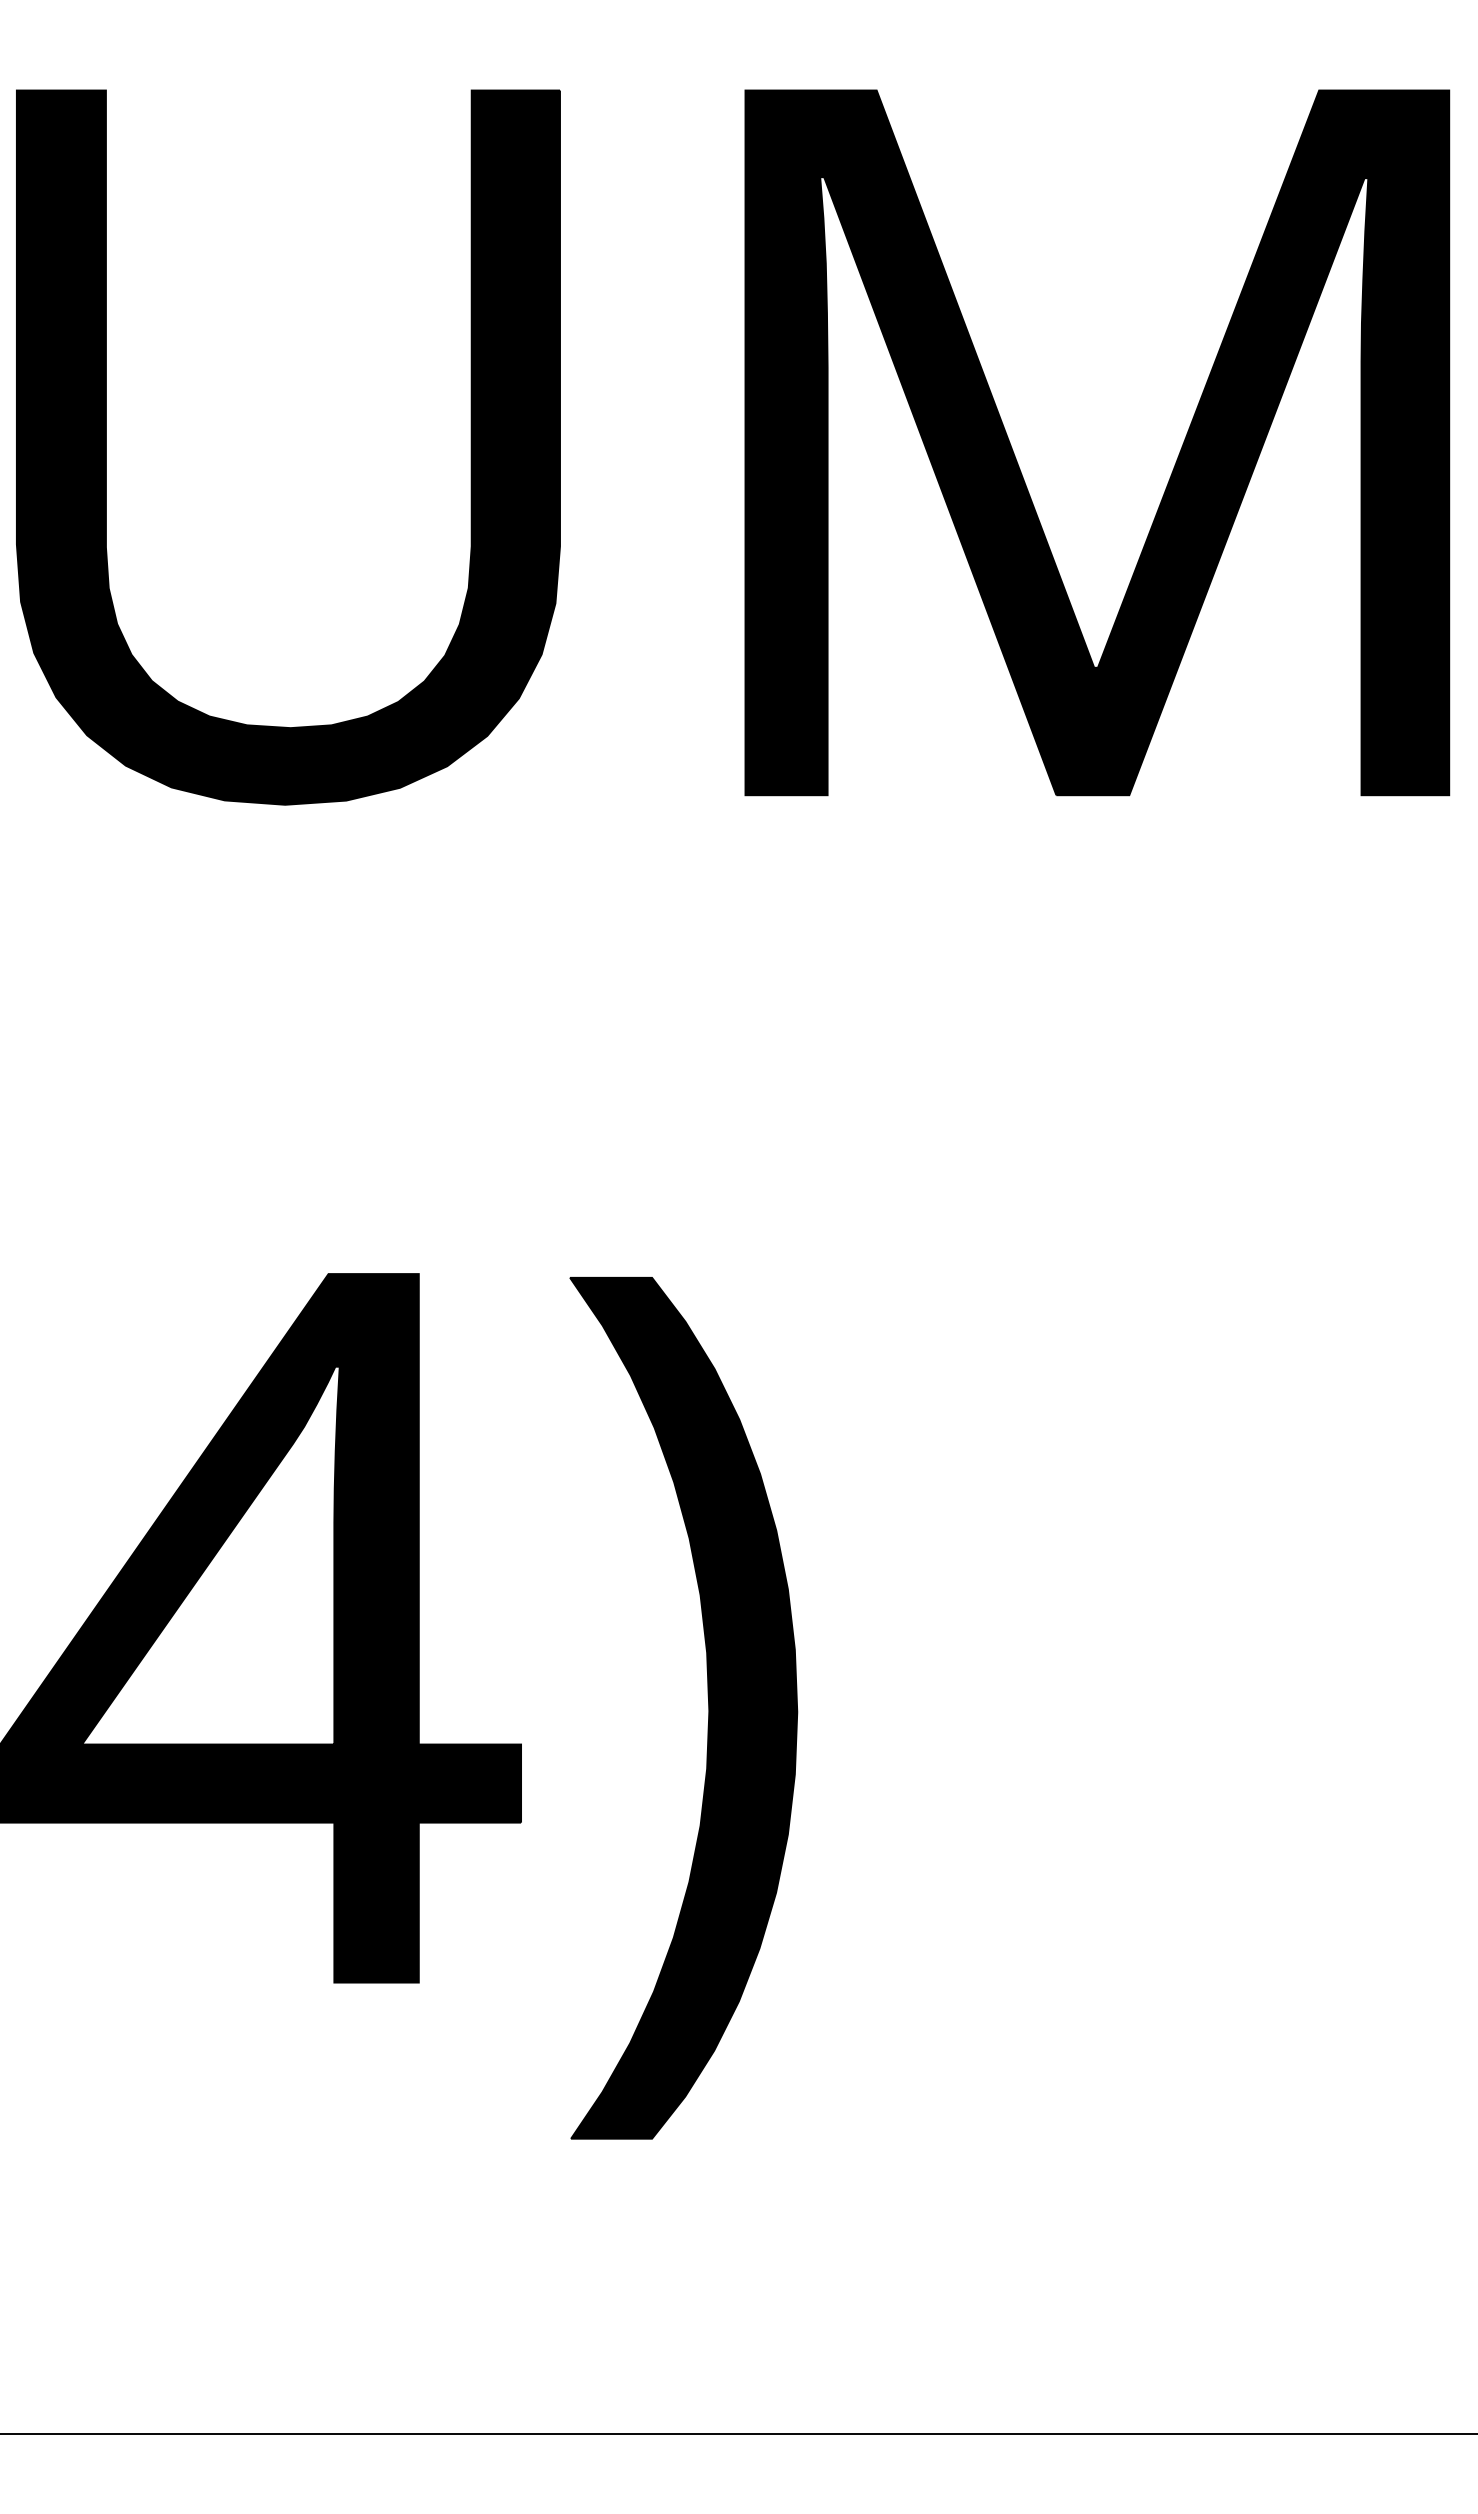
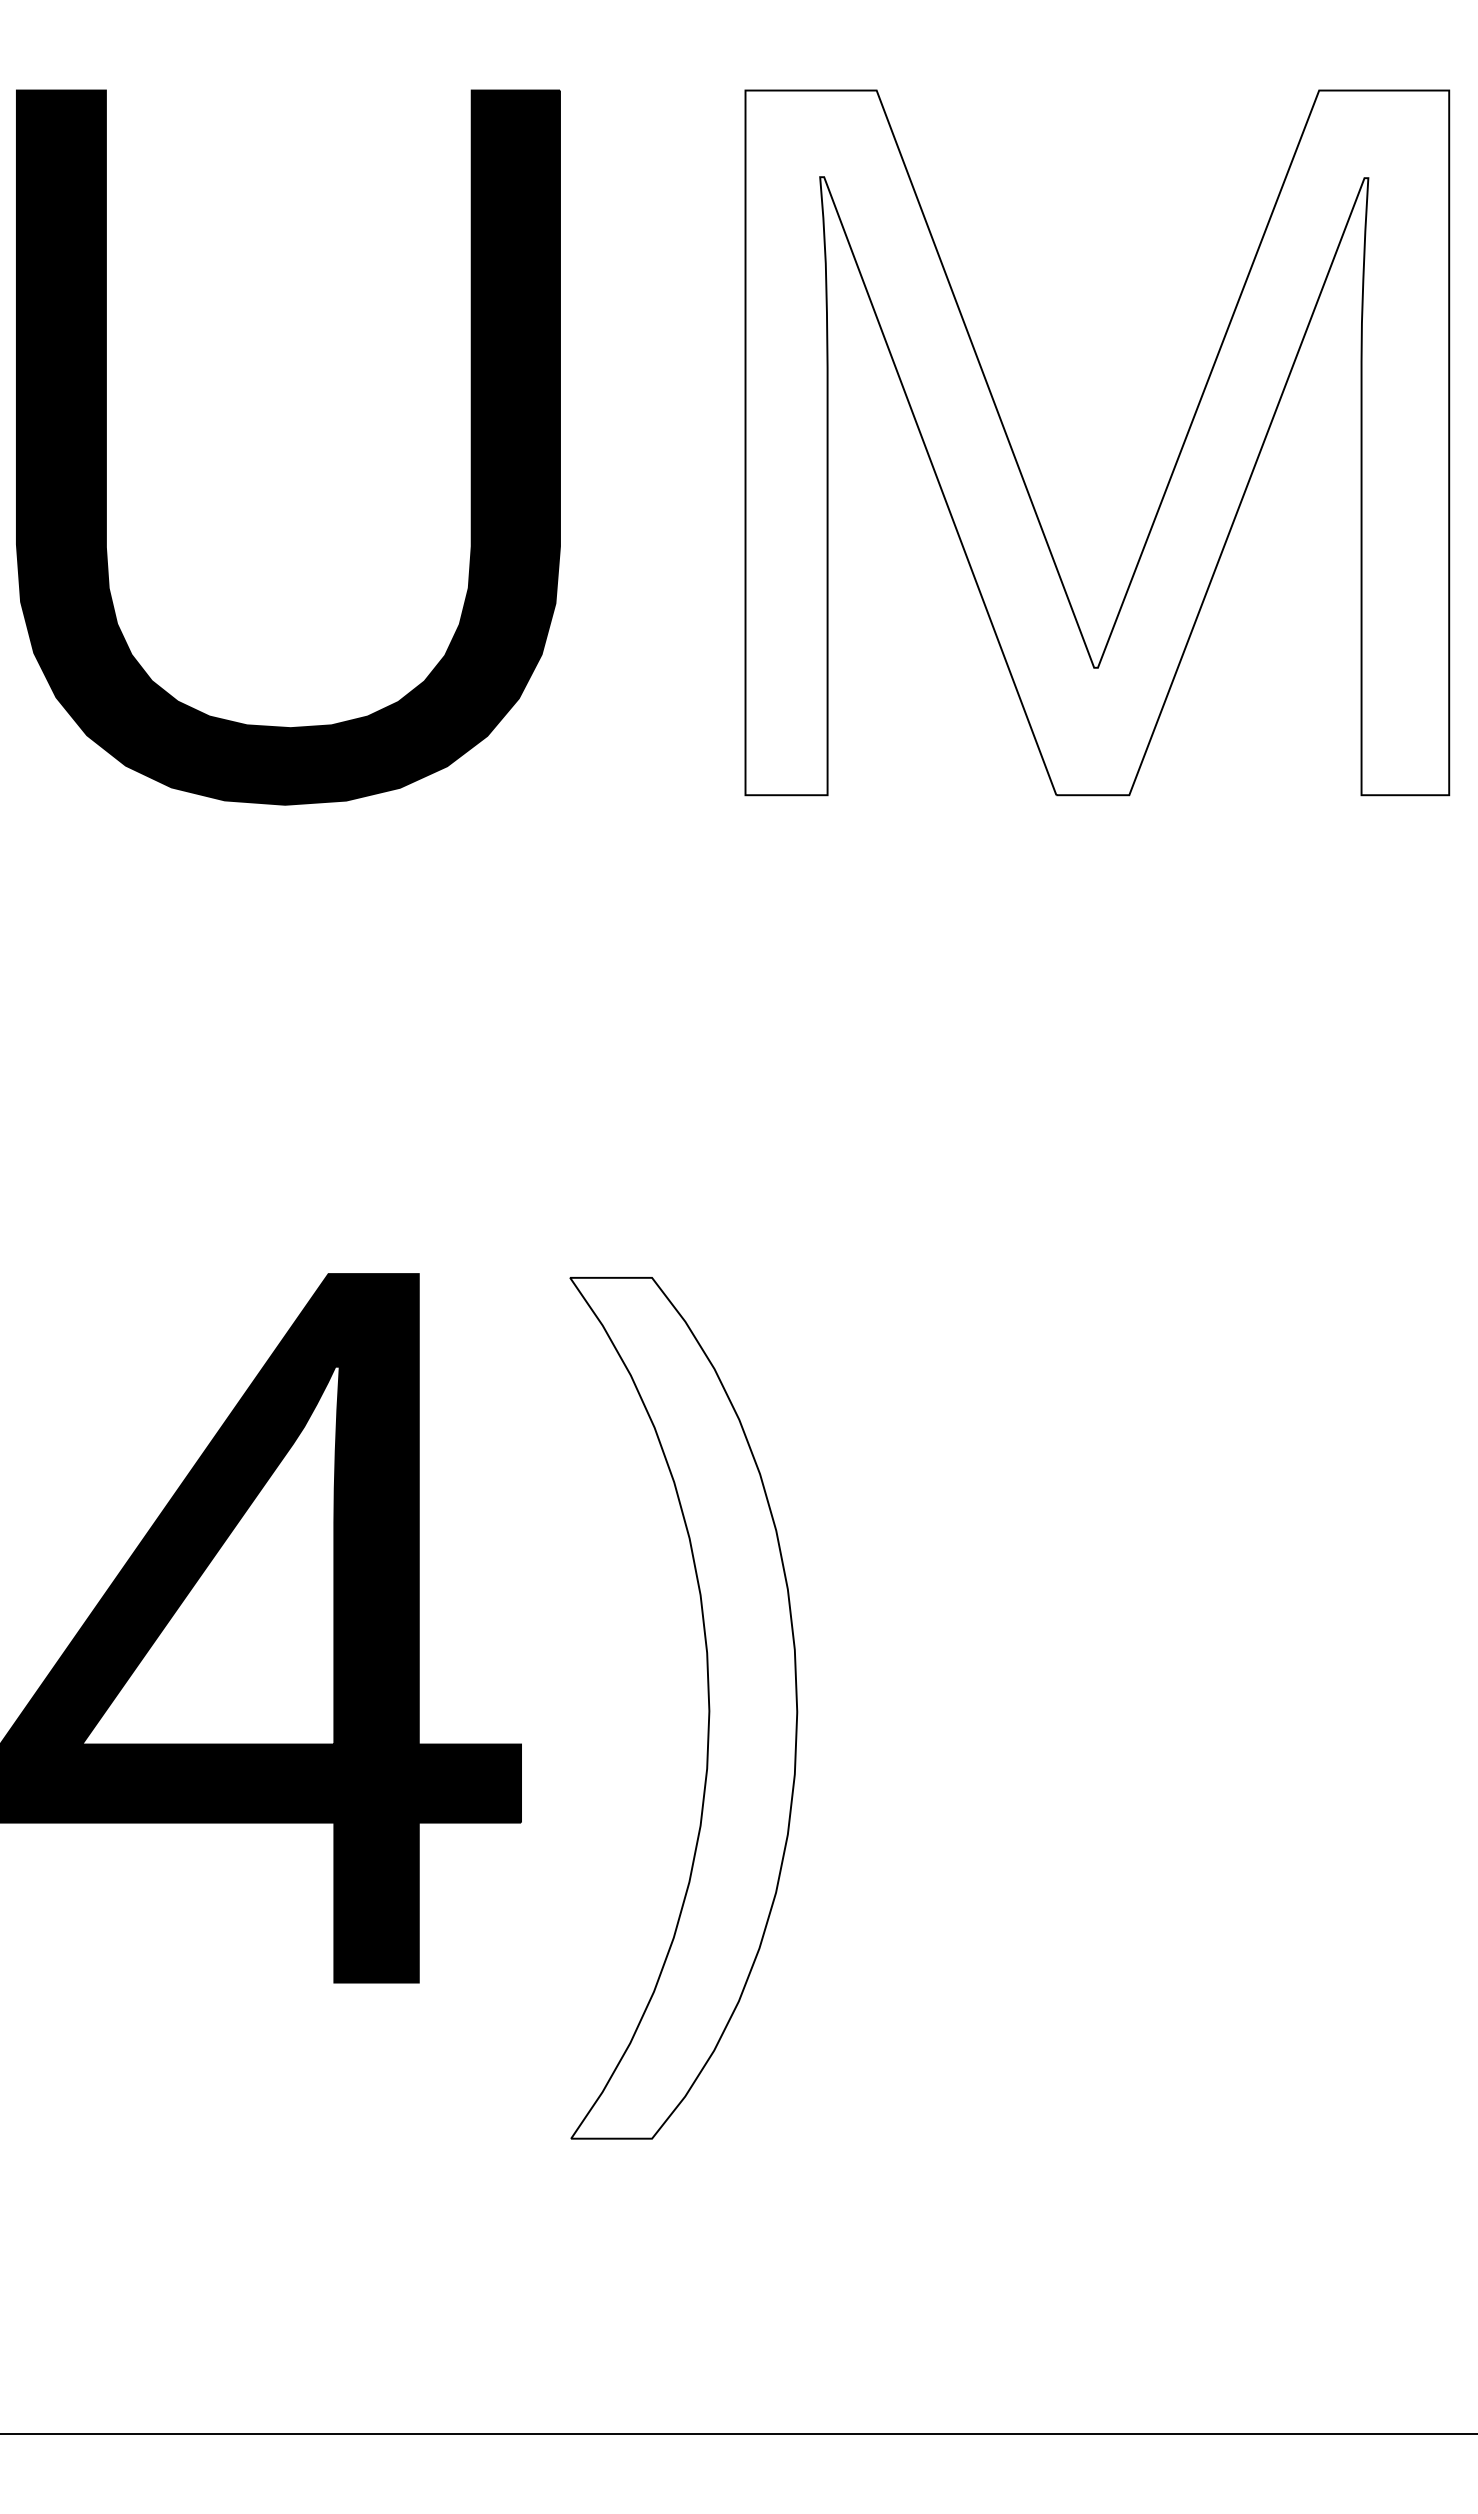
fill: present -> none (1097, 442)
fill: present -> none (683, 1707)
